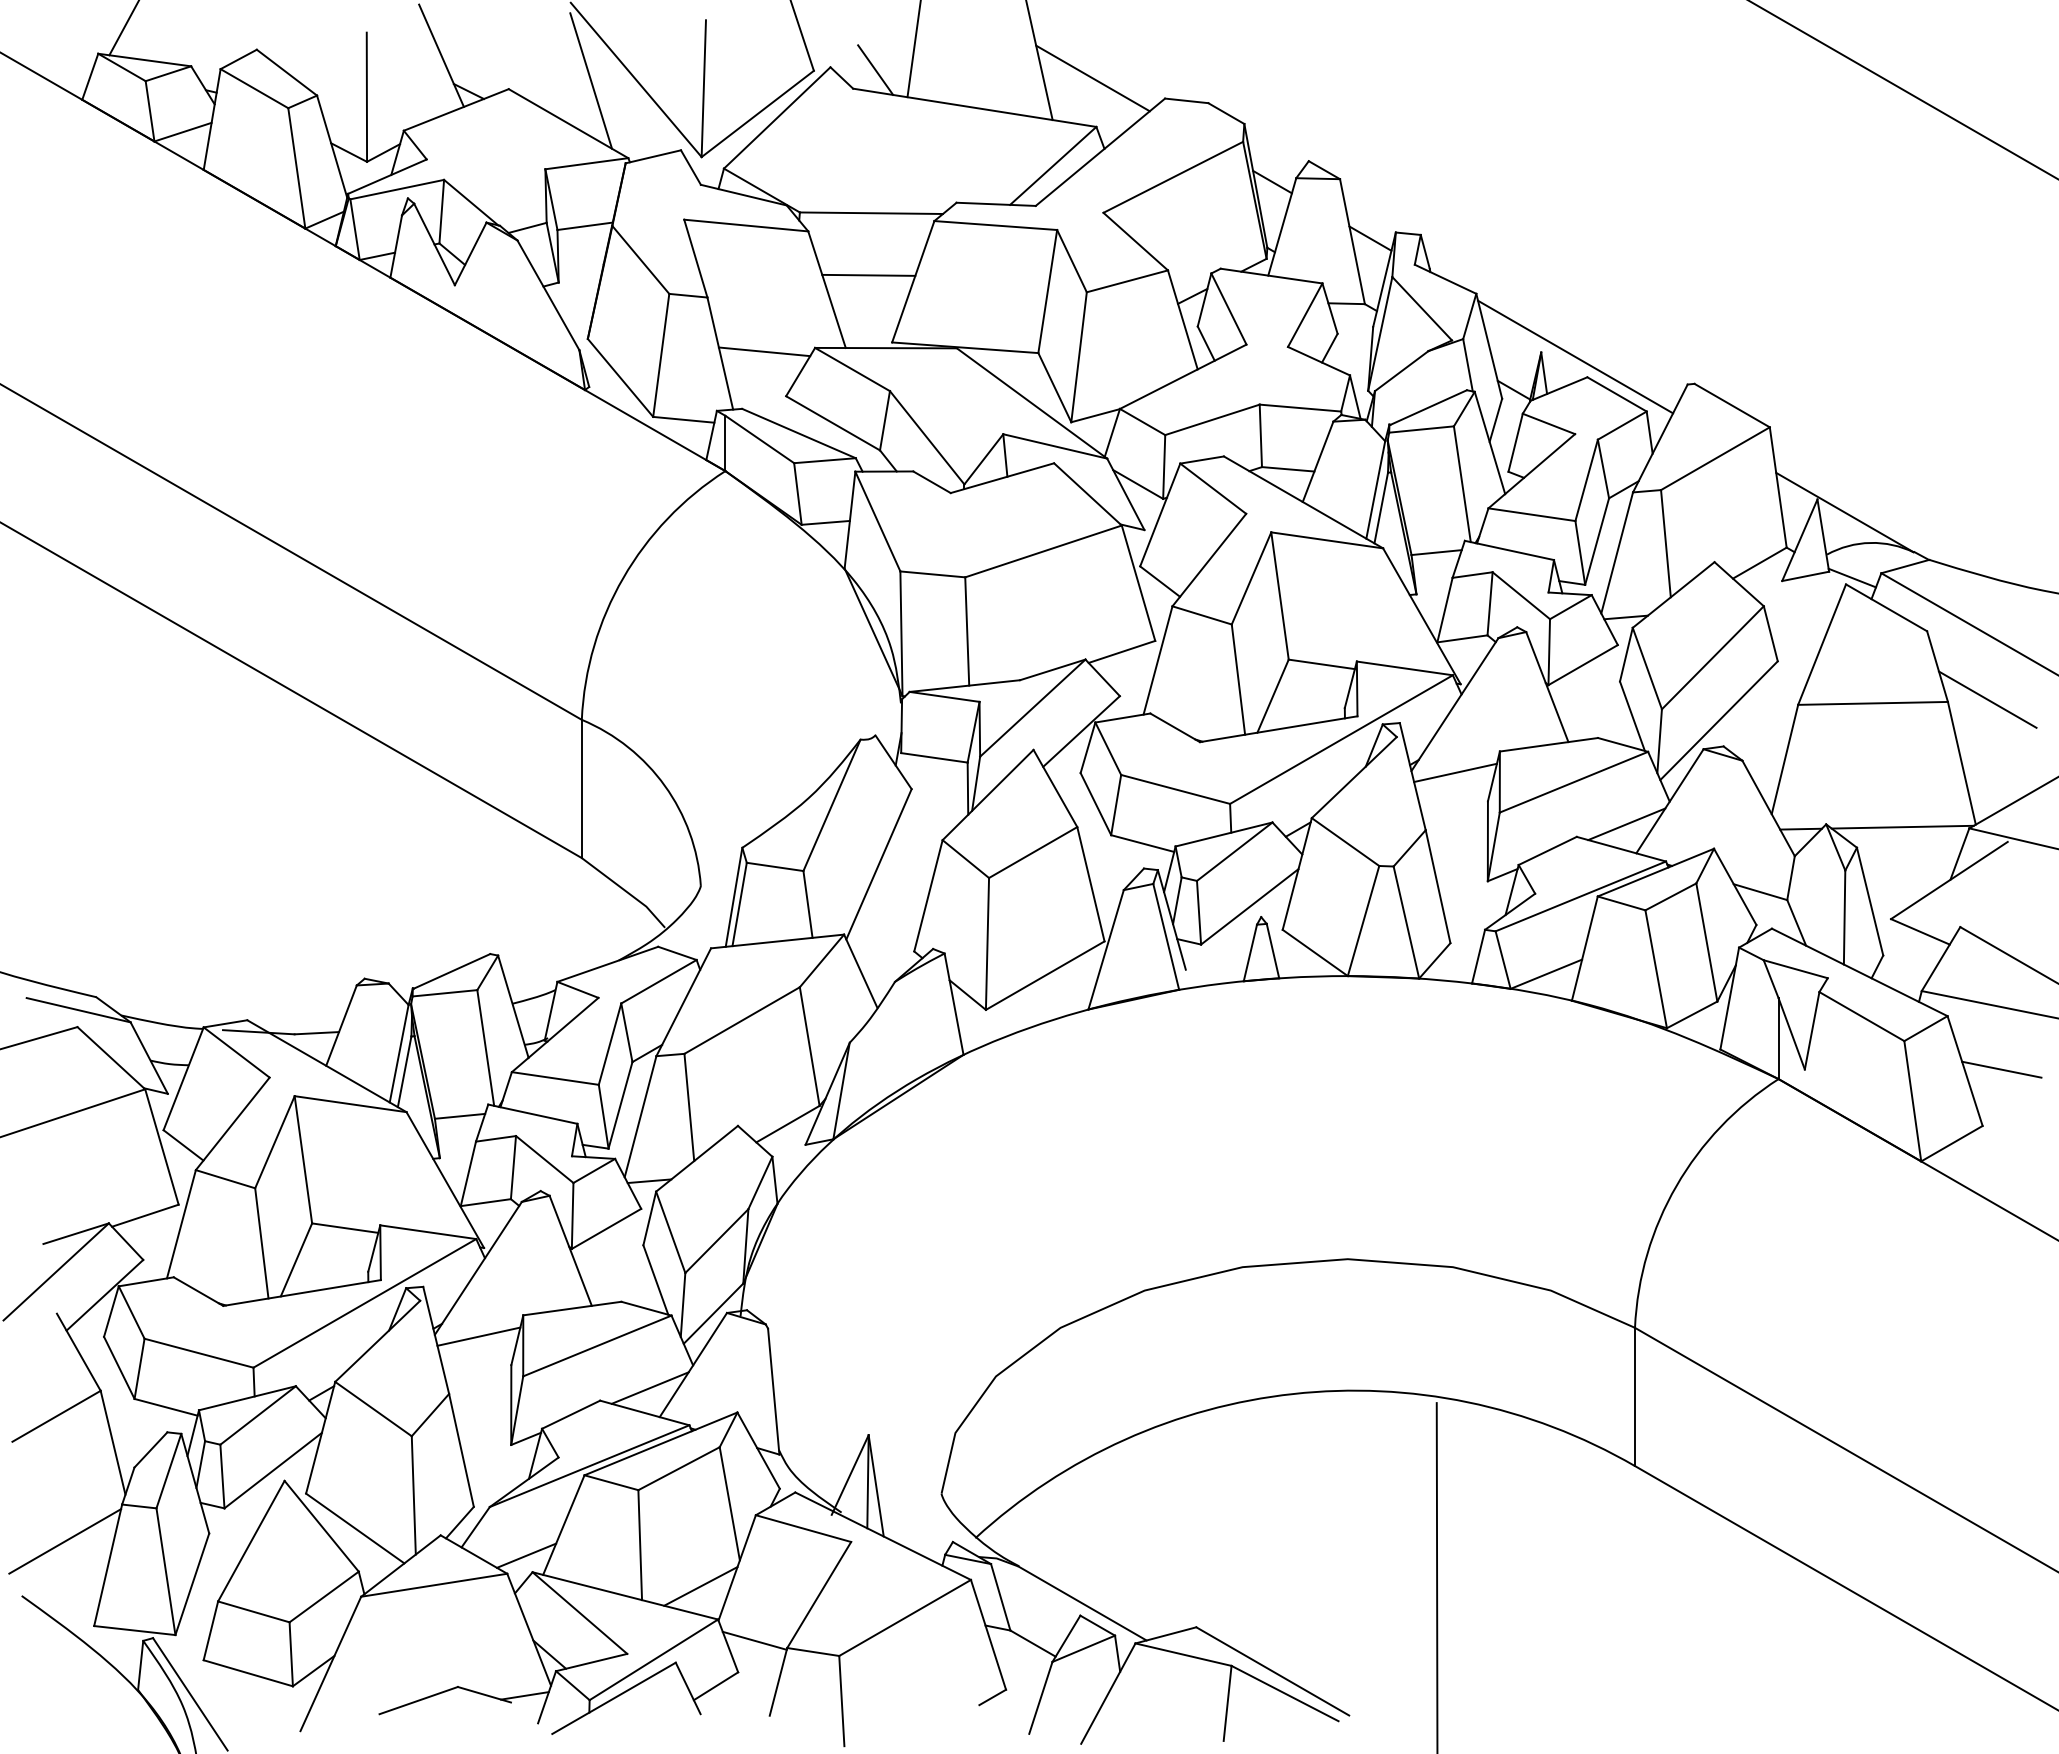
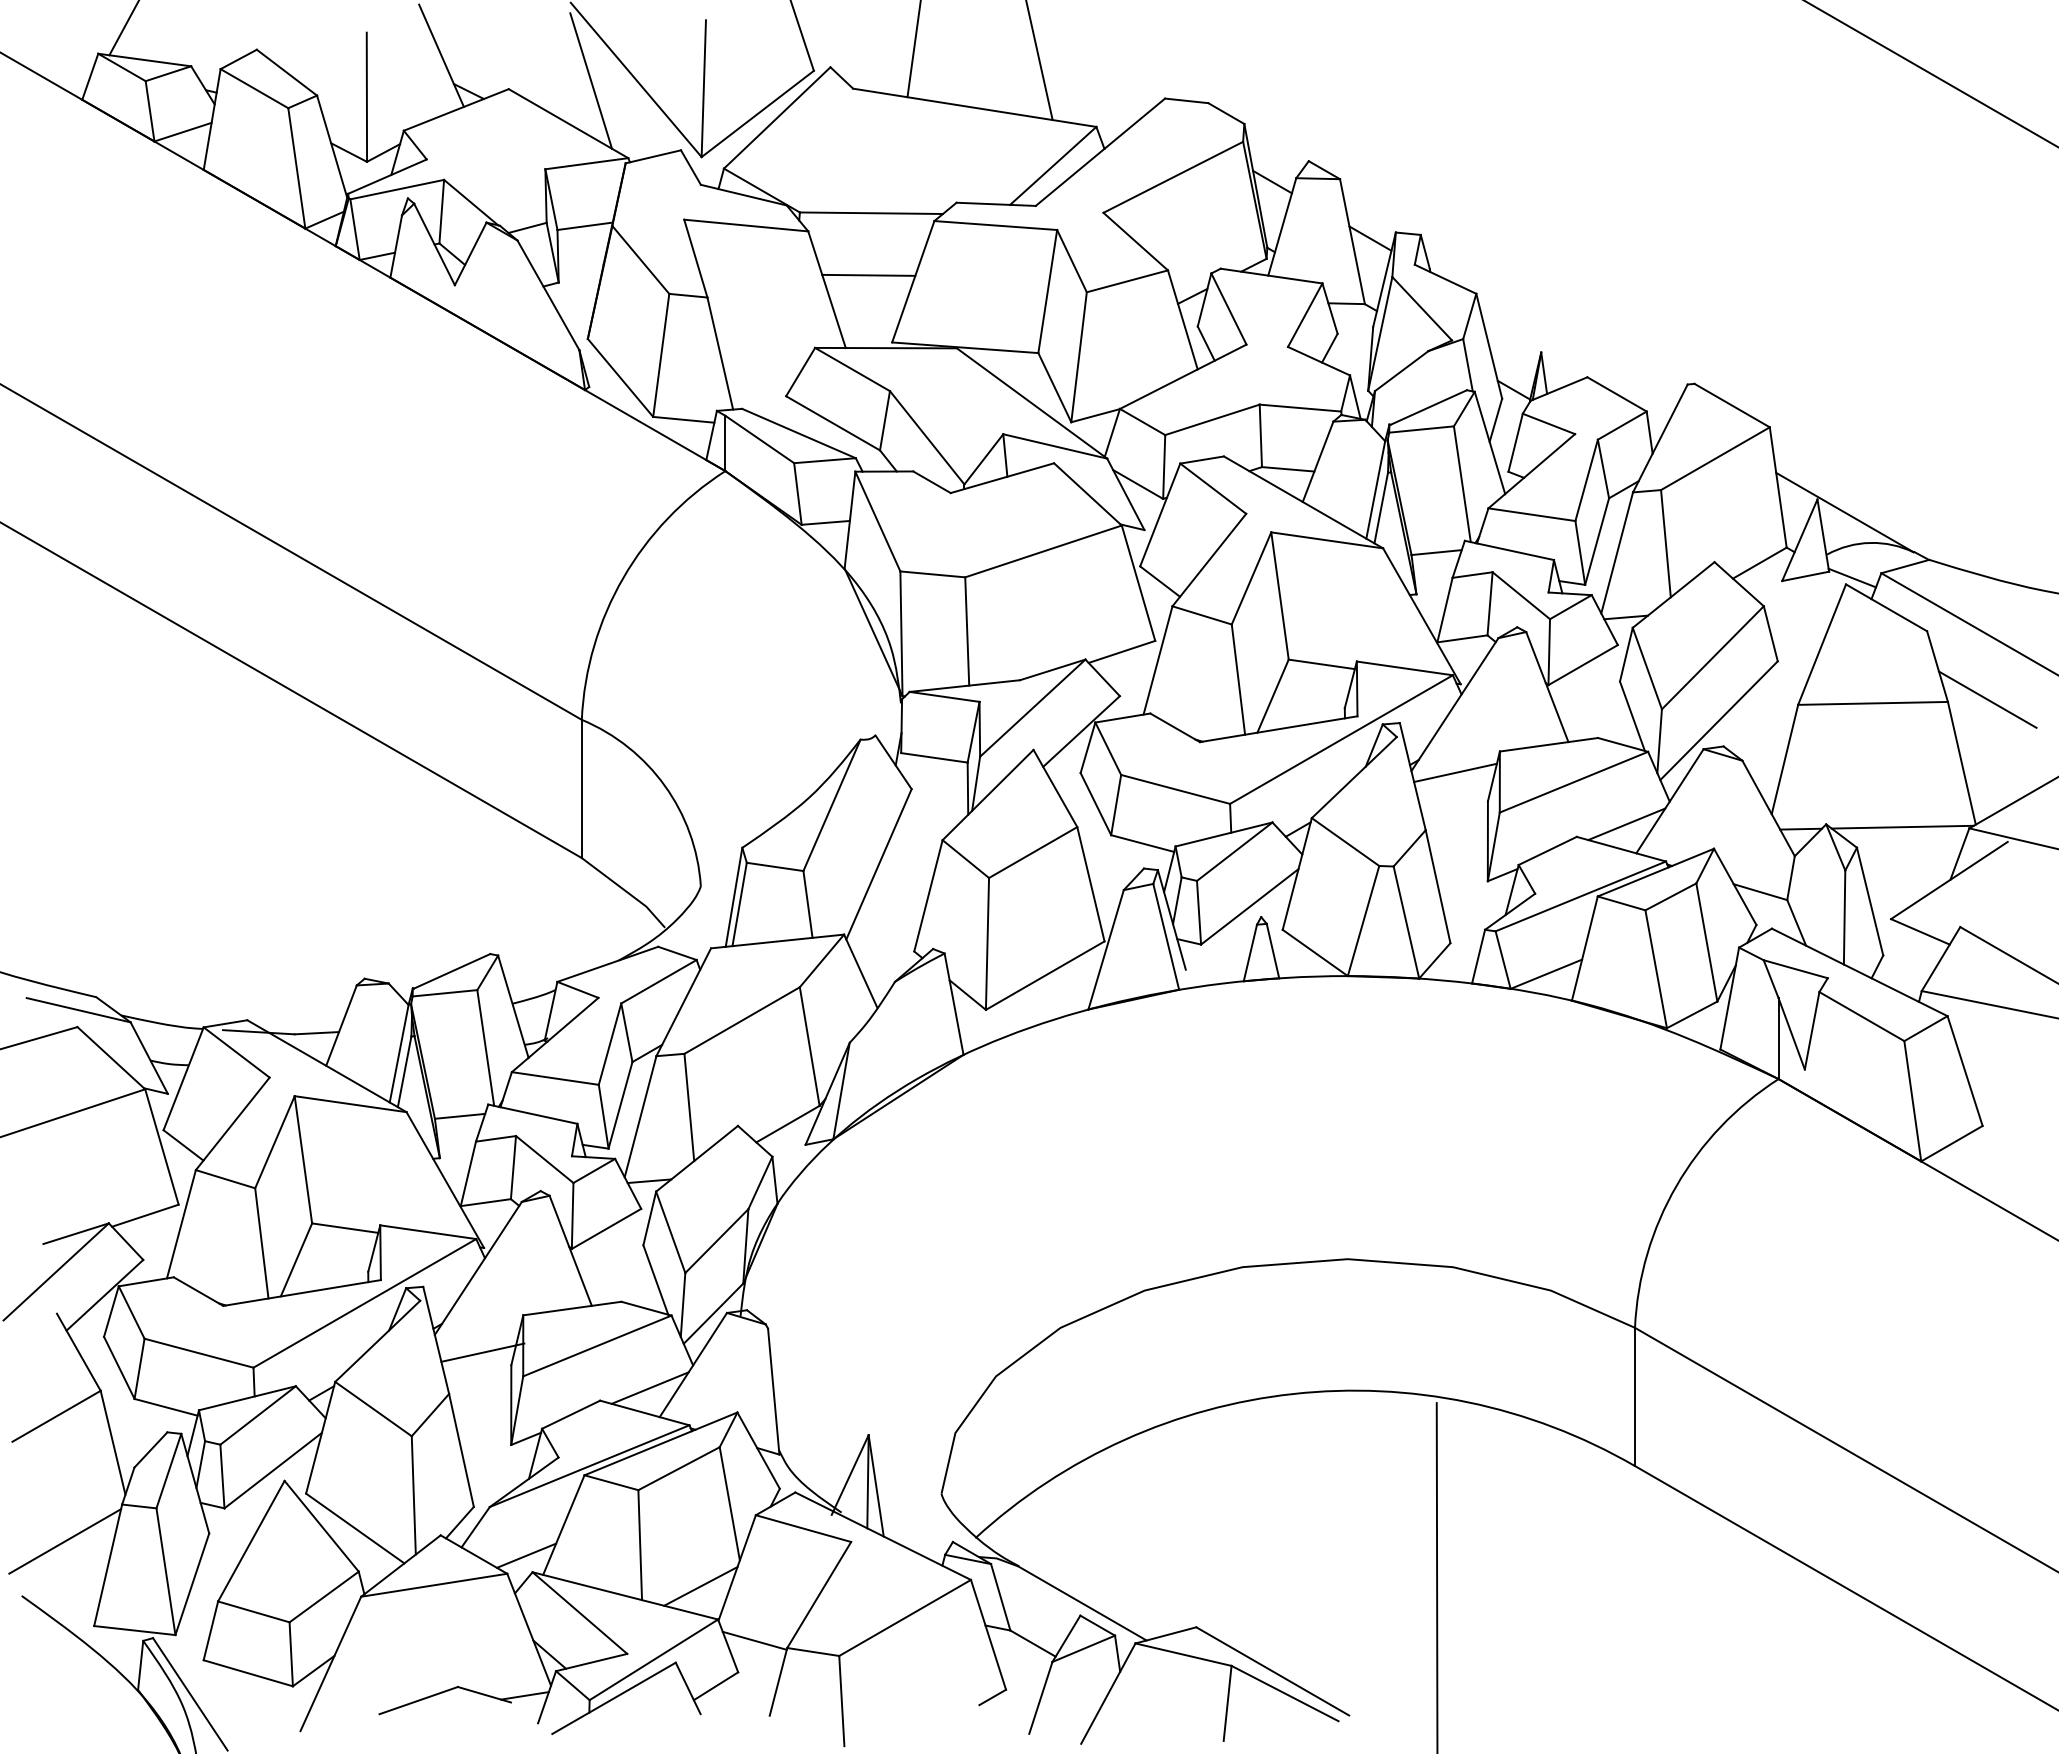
line: present -> none (875, 69)
line: present -> none (1092, 78)
line position: (1903, 89) -> (1931, 73) (1931, 73)
line: present -> none (764, 351)
line: present -> none (1575, 356)
line: present -> none (2001, 1069)
line position: (478, 1336) -> (482, 1352) (482, 1352)
